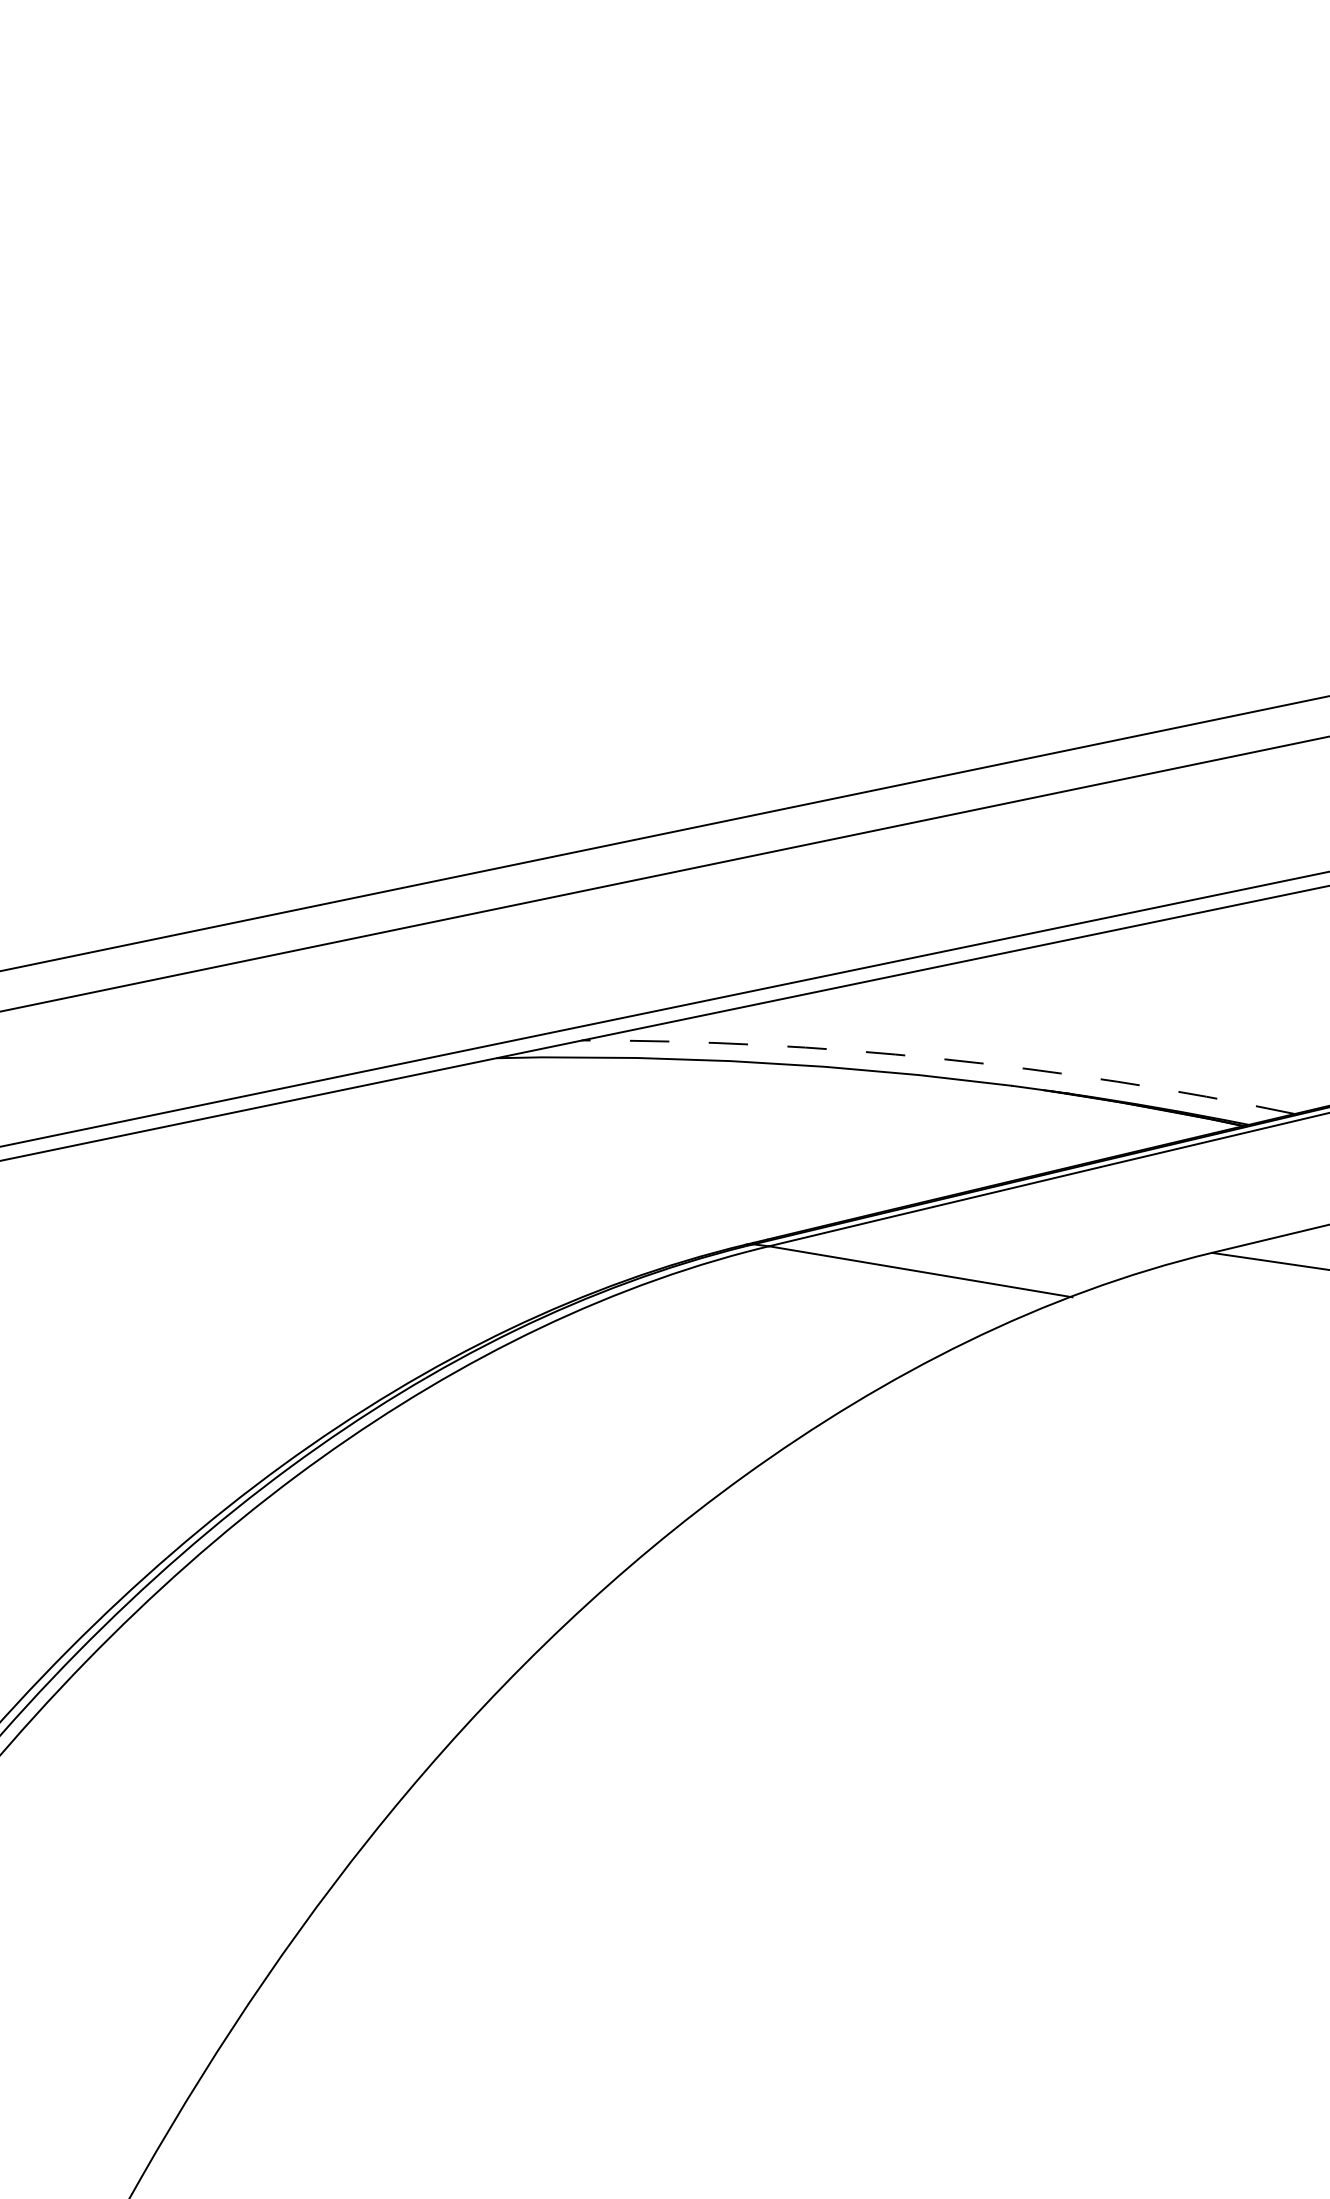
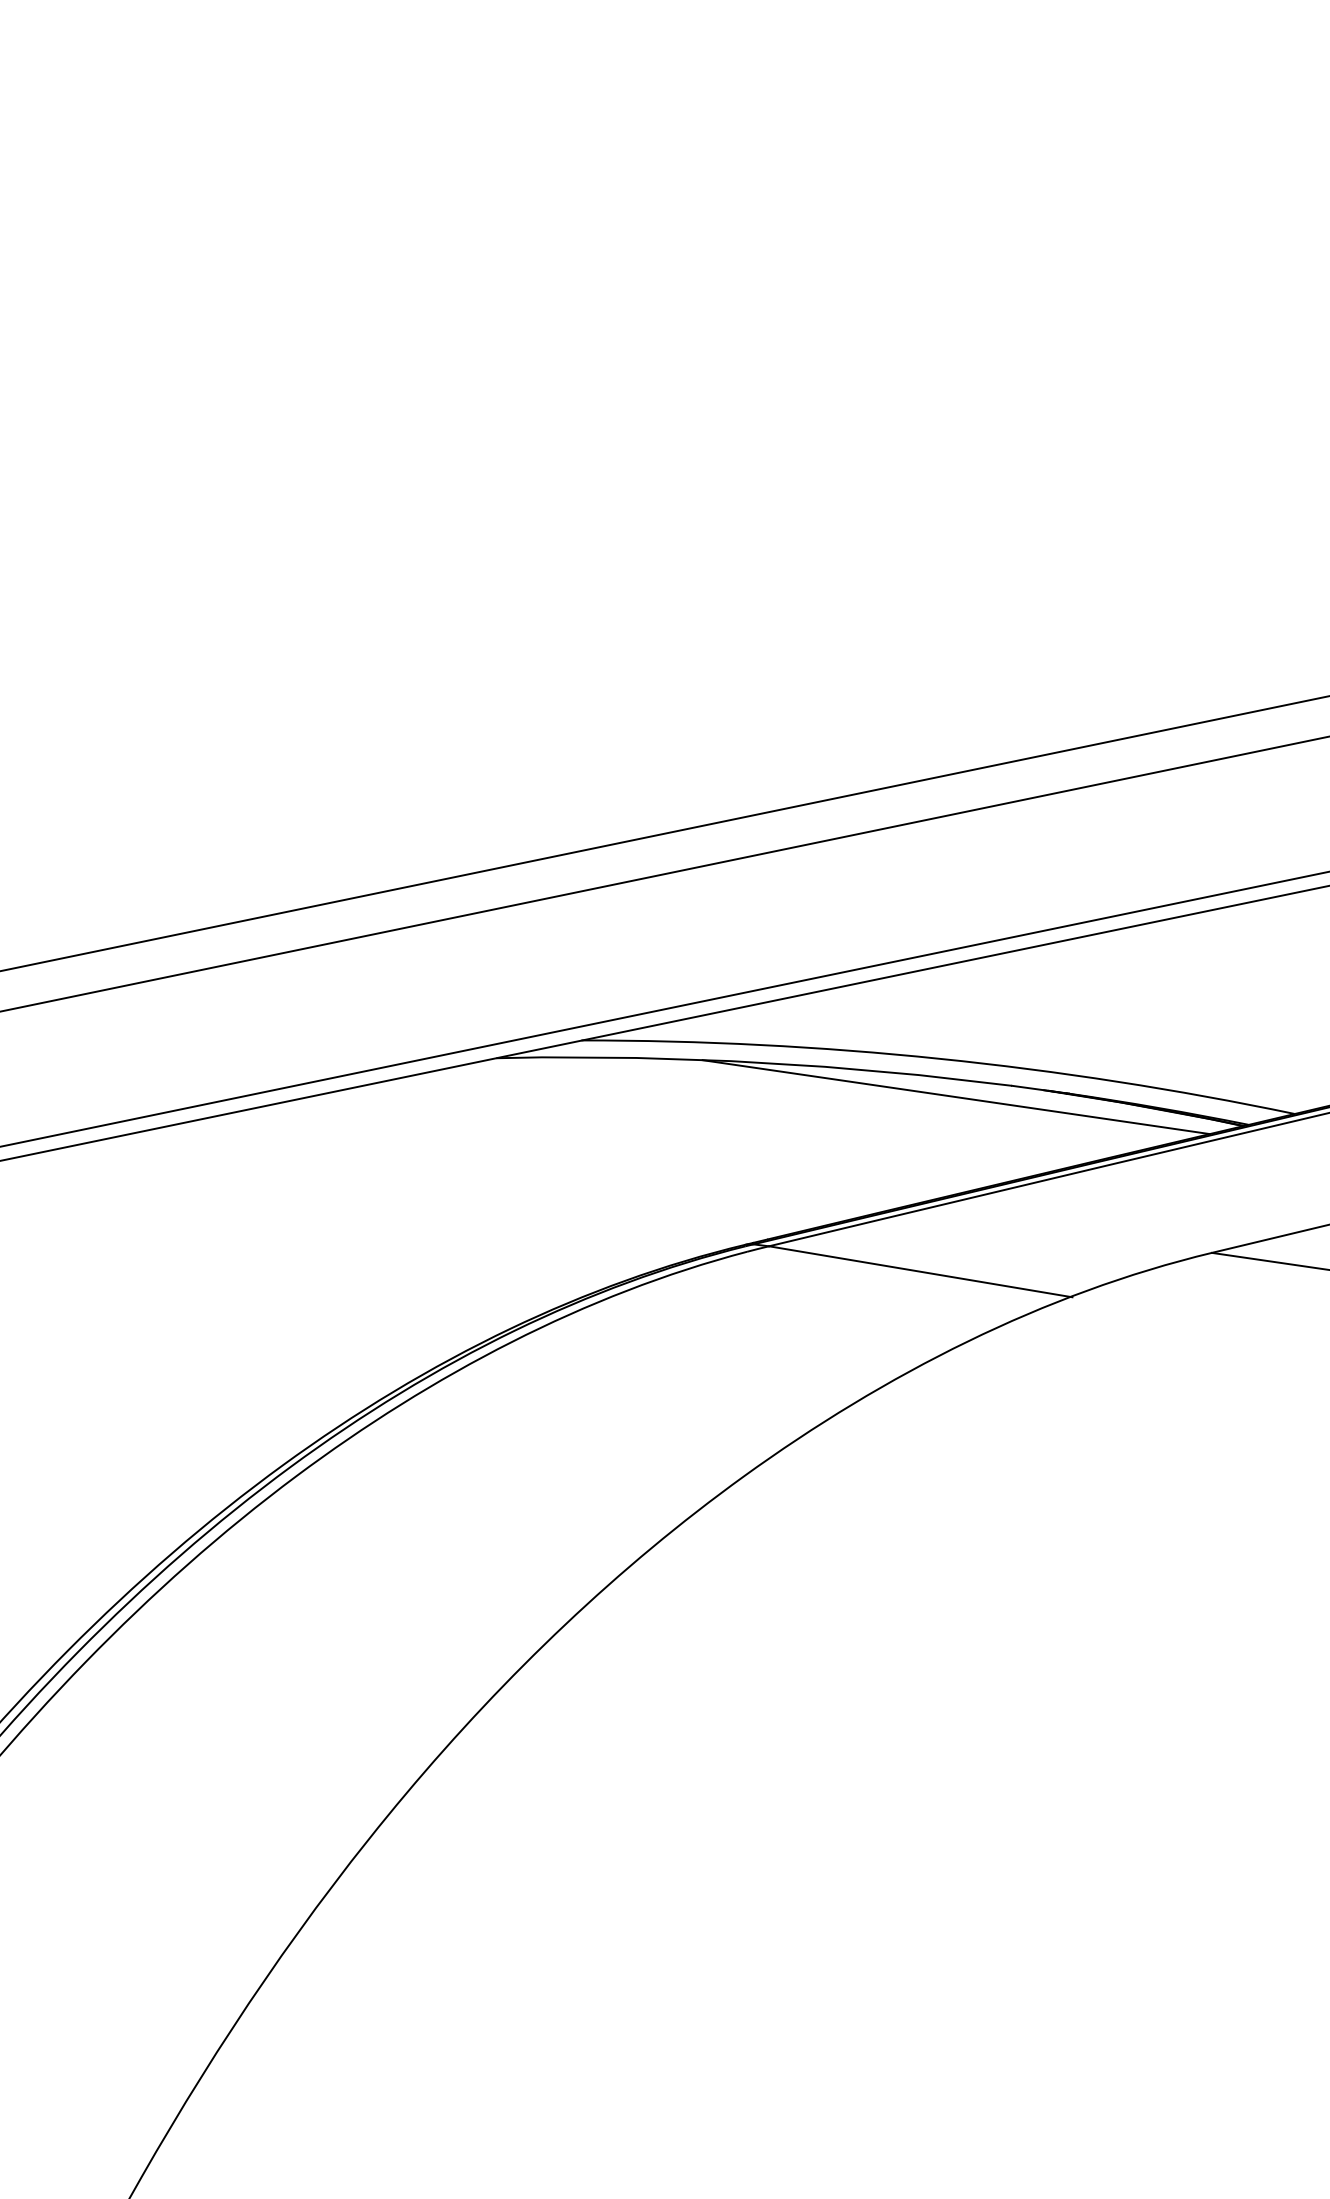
arc: dashed -> solid (939, 1058)
line: none -> present (956, 1097)
